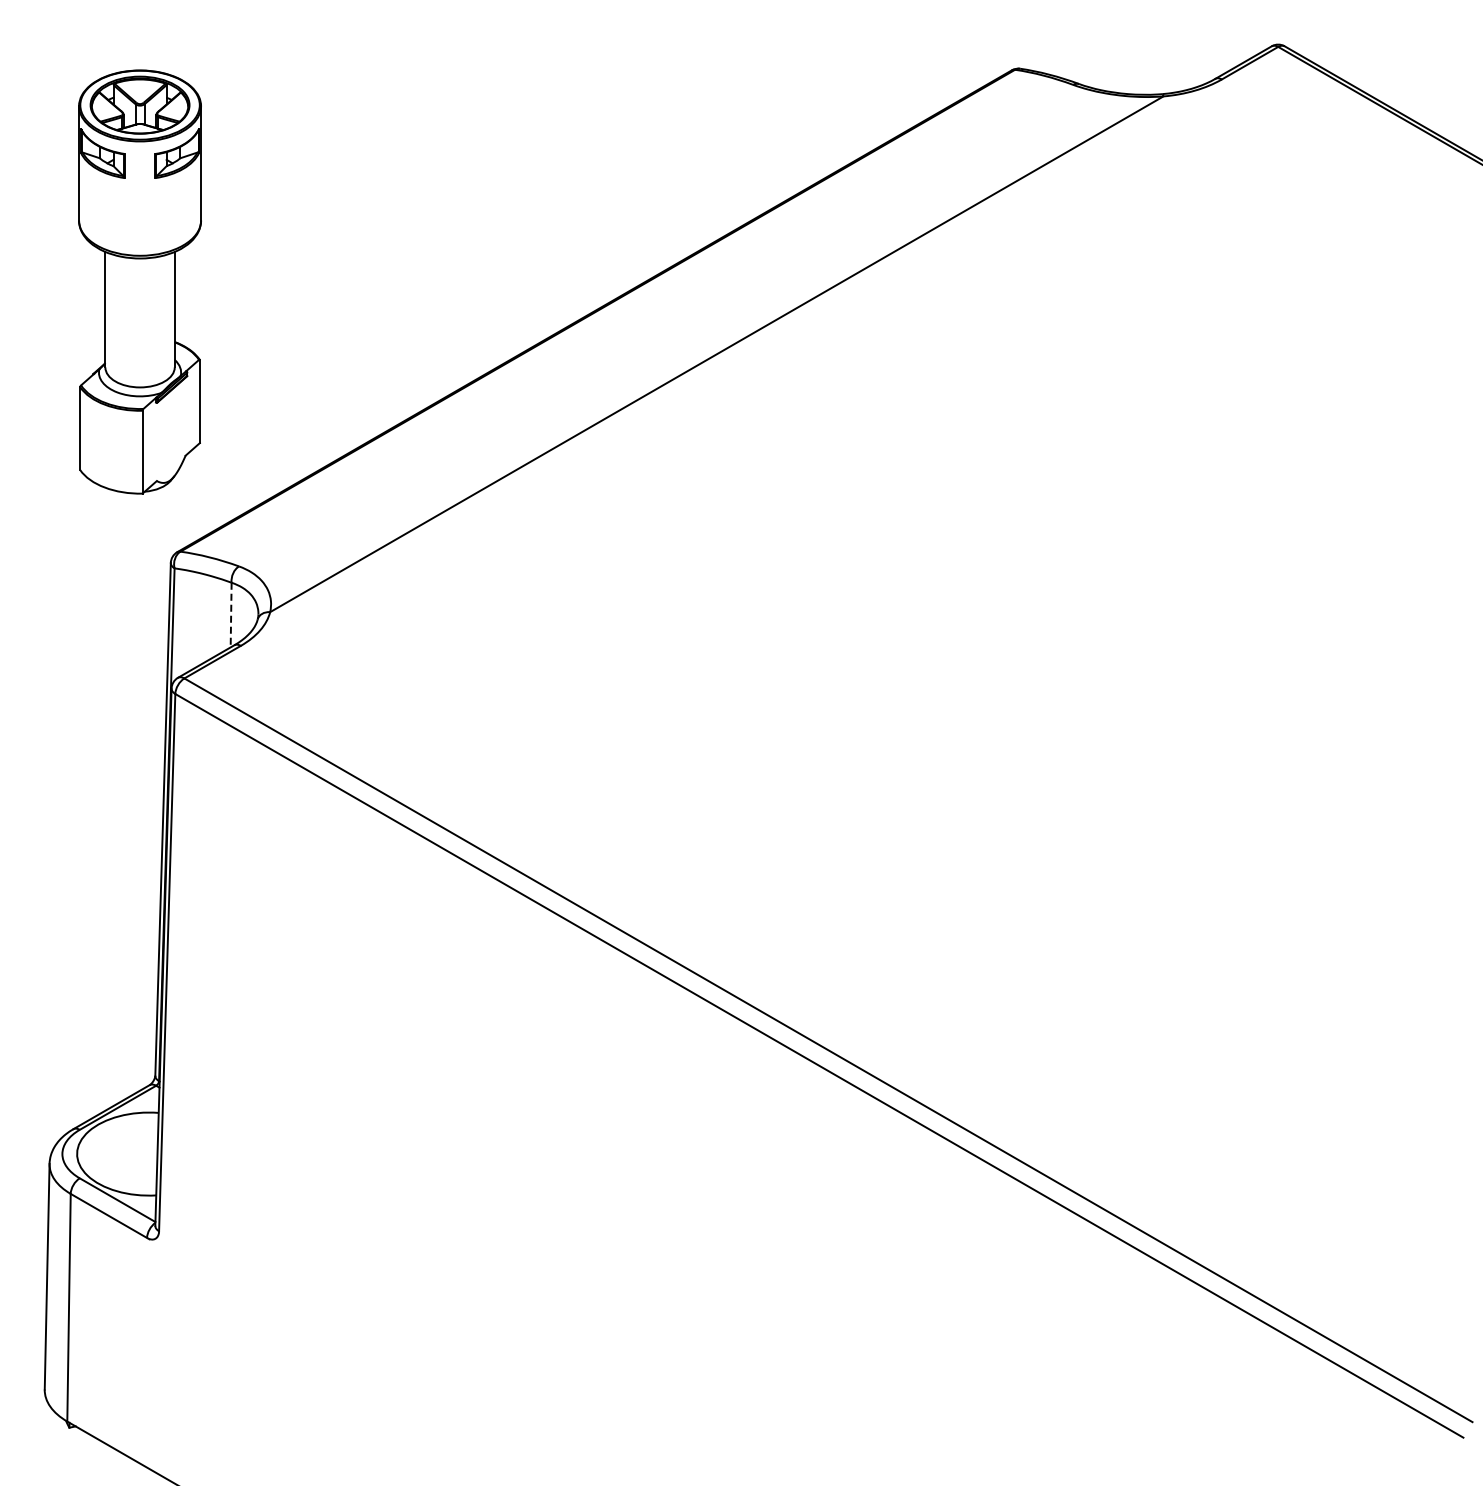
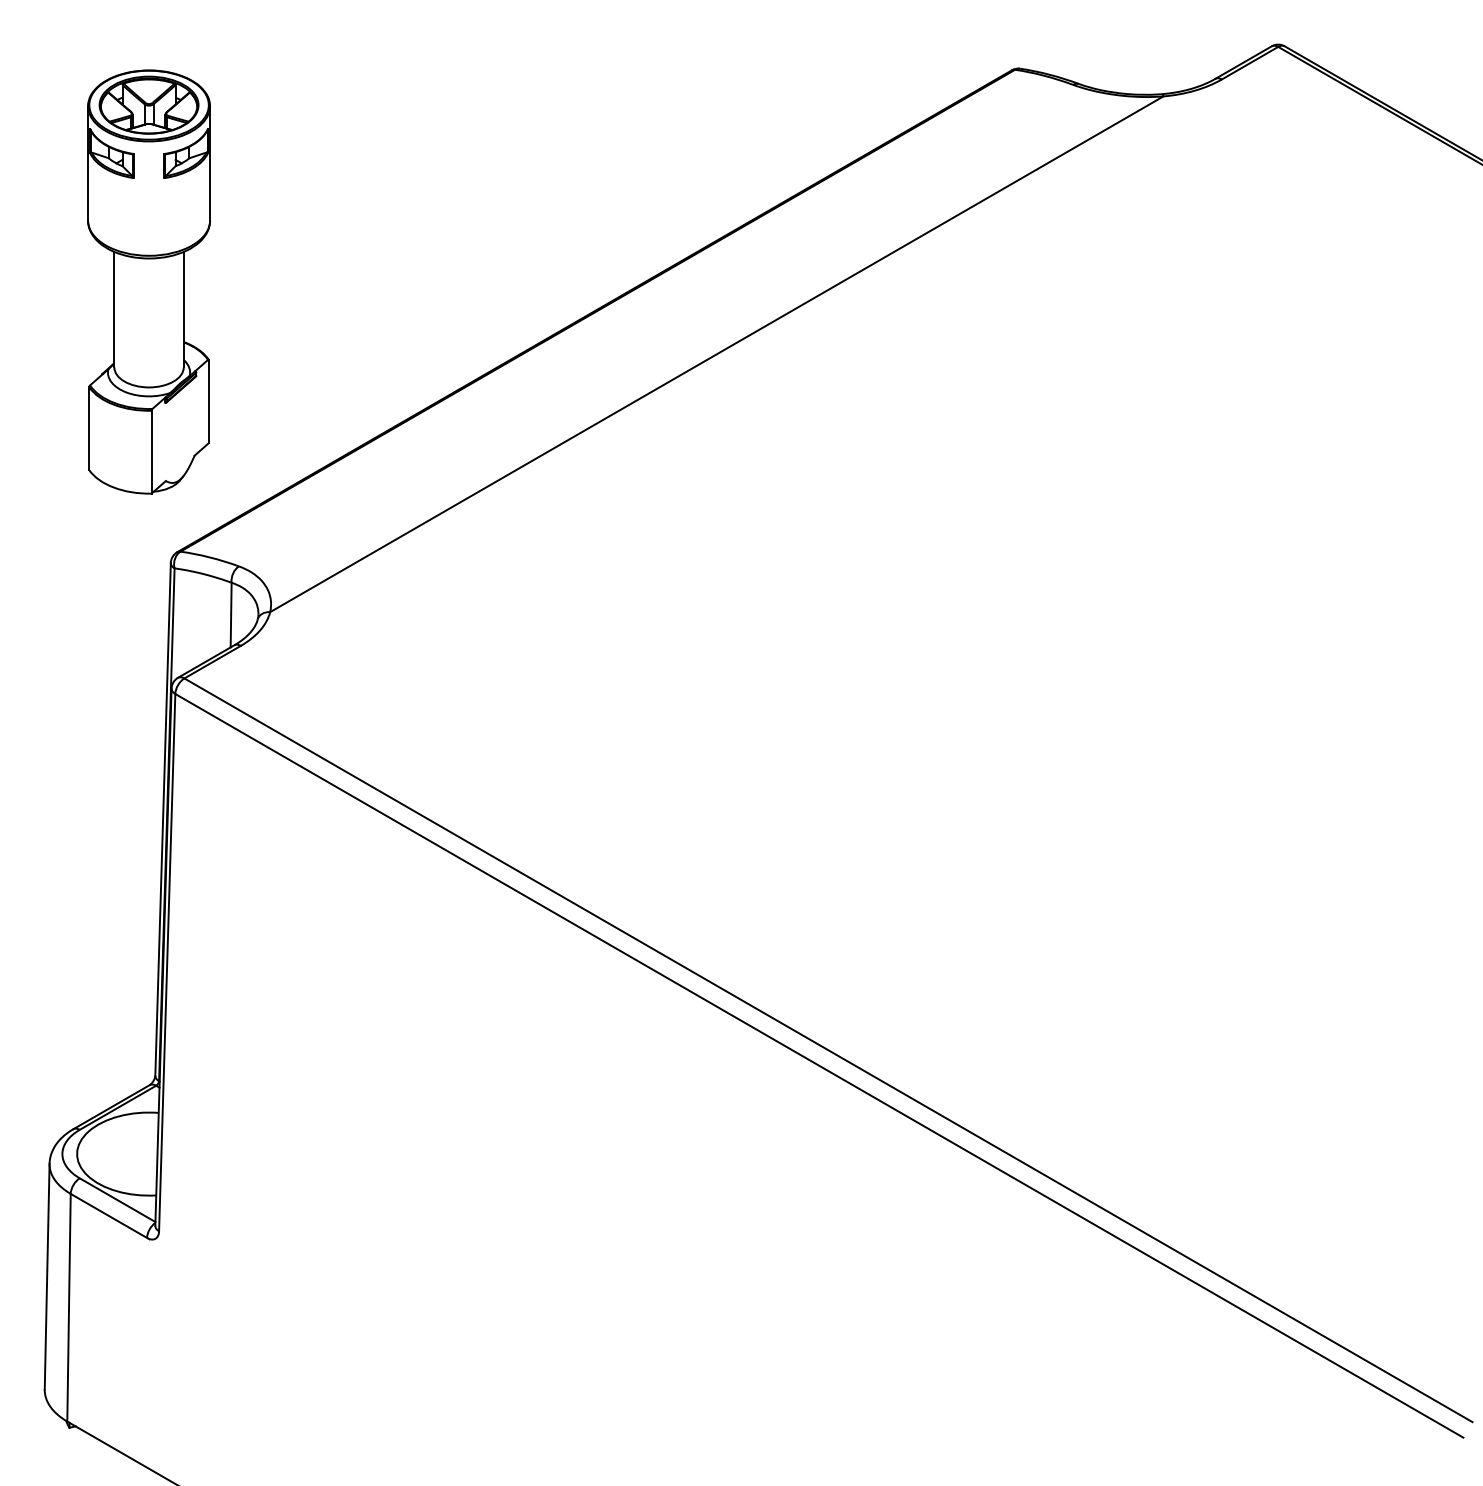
part position: (139, 281) -> (148, 281) (148, 281)
line: dashed -> solid (231, 615)
